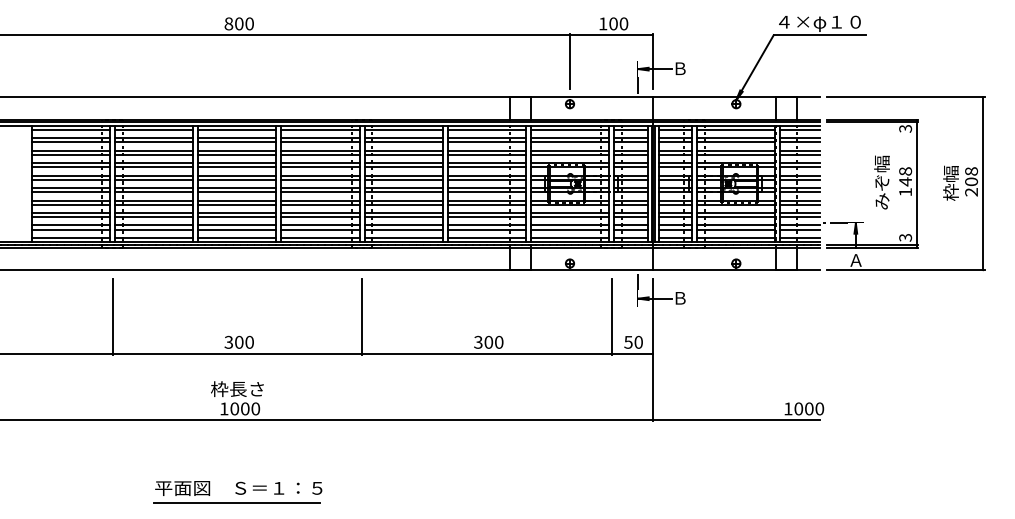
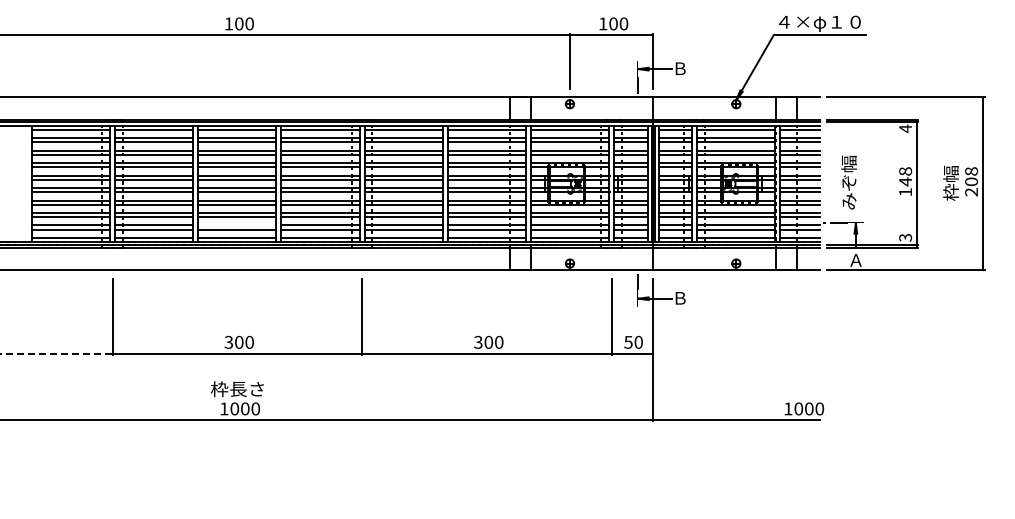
text: 800 -> 100 (228, 23)
text: 3 -> 4 (905, 128)
text position: (881, 182) -> (848, 182) (848, 182)
line: present -> none (237, 225)
line: solid -> dashed (56, 353)
part: present -> none (237, 492)
